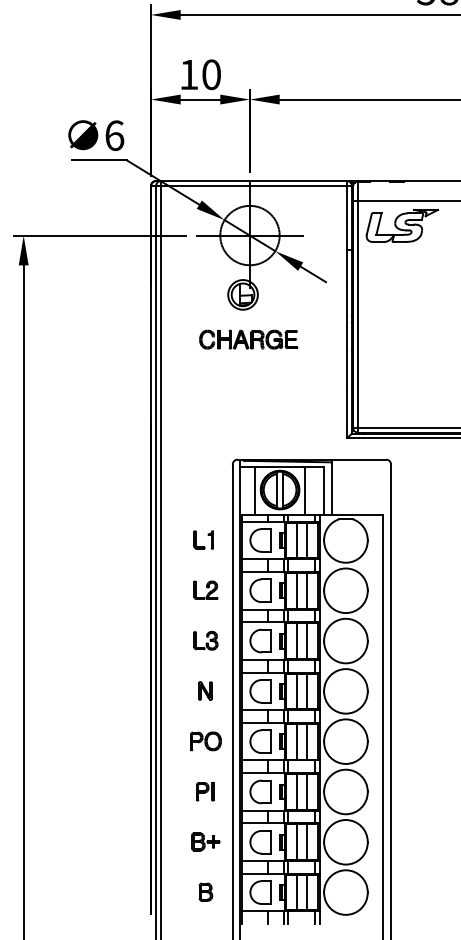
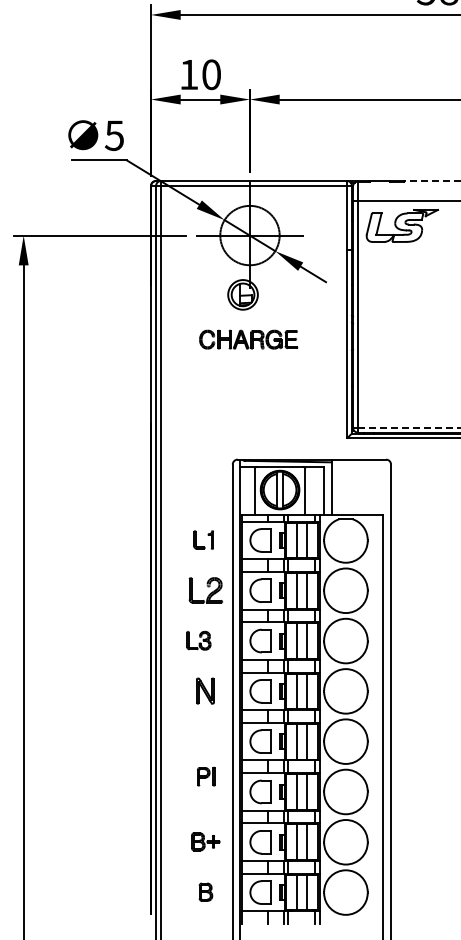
text: 6 -> 5 (114, 135)
line: solid -> dashed (432, 181)
line: solid -> dashed (409, 427)
part size: 26x20 px -> 36x27 px (205, 590)
part position: (205, 640) -> (198, 640) (198, 640)
part size: 15x20 px -> 19x28 px (205, 690)
part: present -> none (205, 741)
part position: (205, 791) -> (206, 776) (206, 776)
